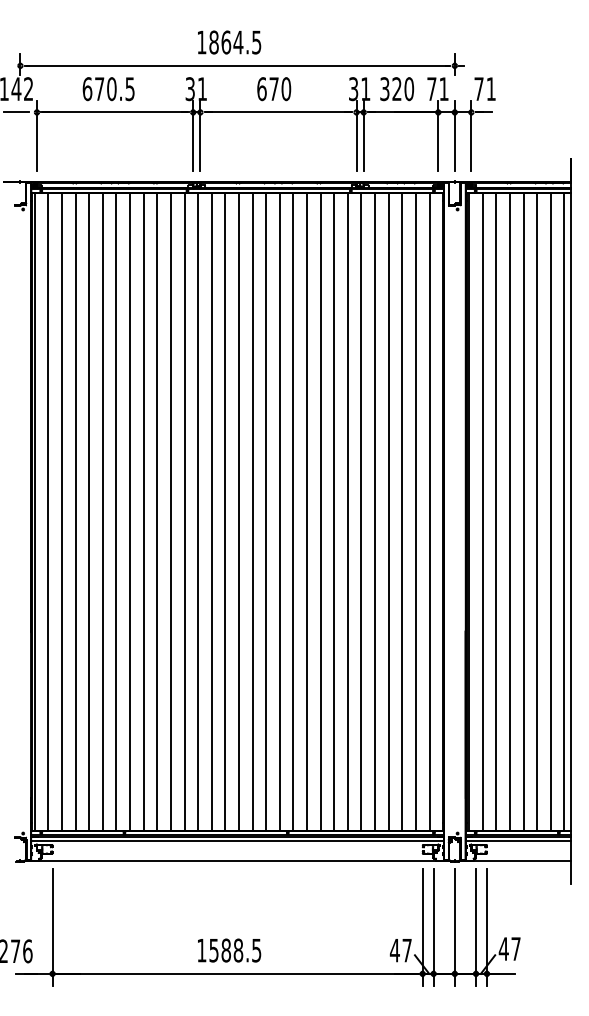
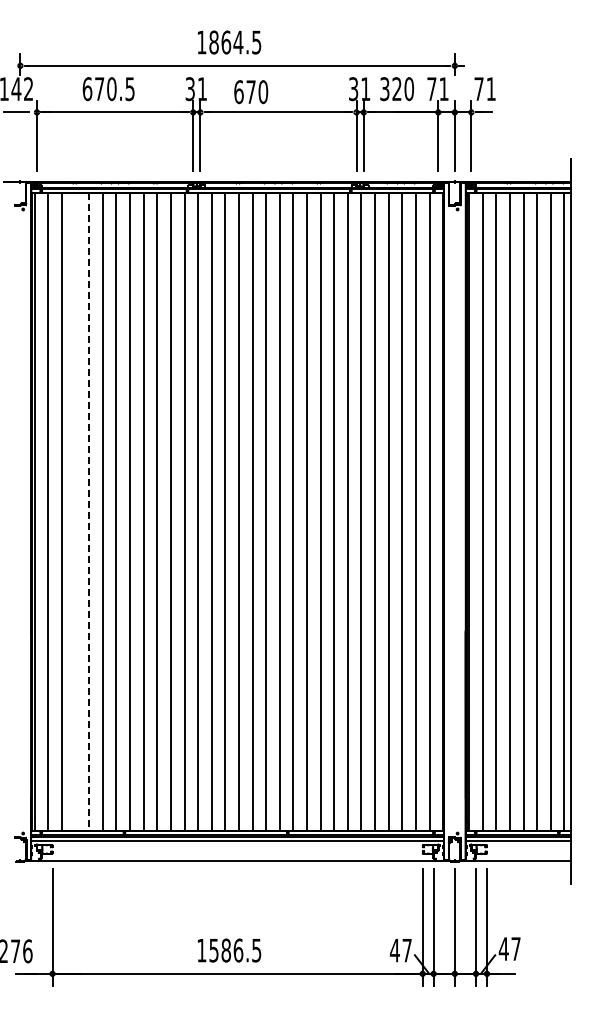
text position: (274, 89) -> (251, 92) (251, 92)
line: present -> none (75, 511)
line: solid -> dashed (89, 512)
text: 1588.5 -> 1586.5 (238, 950)
